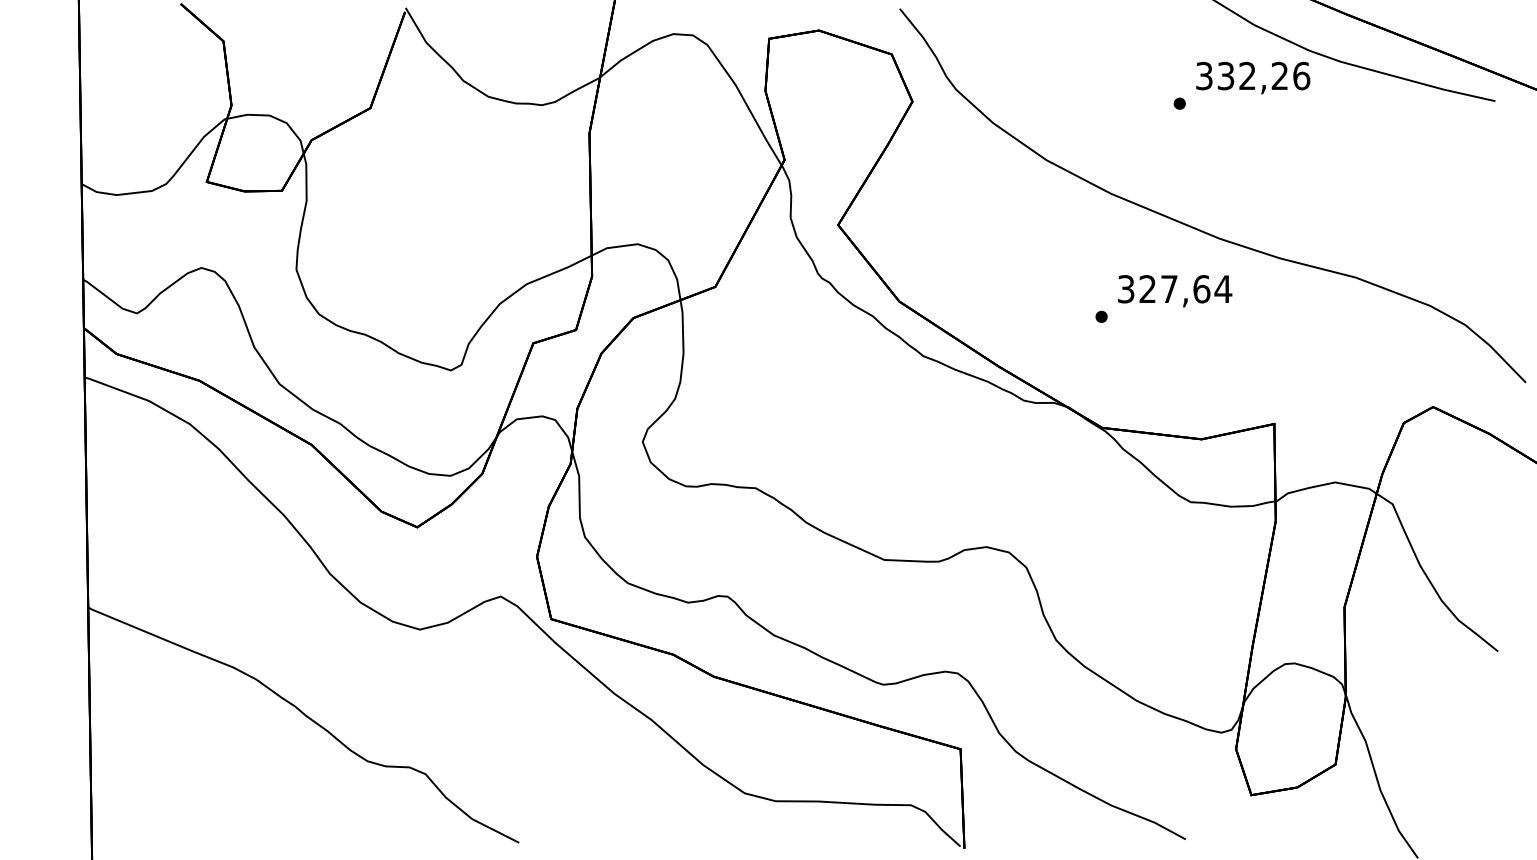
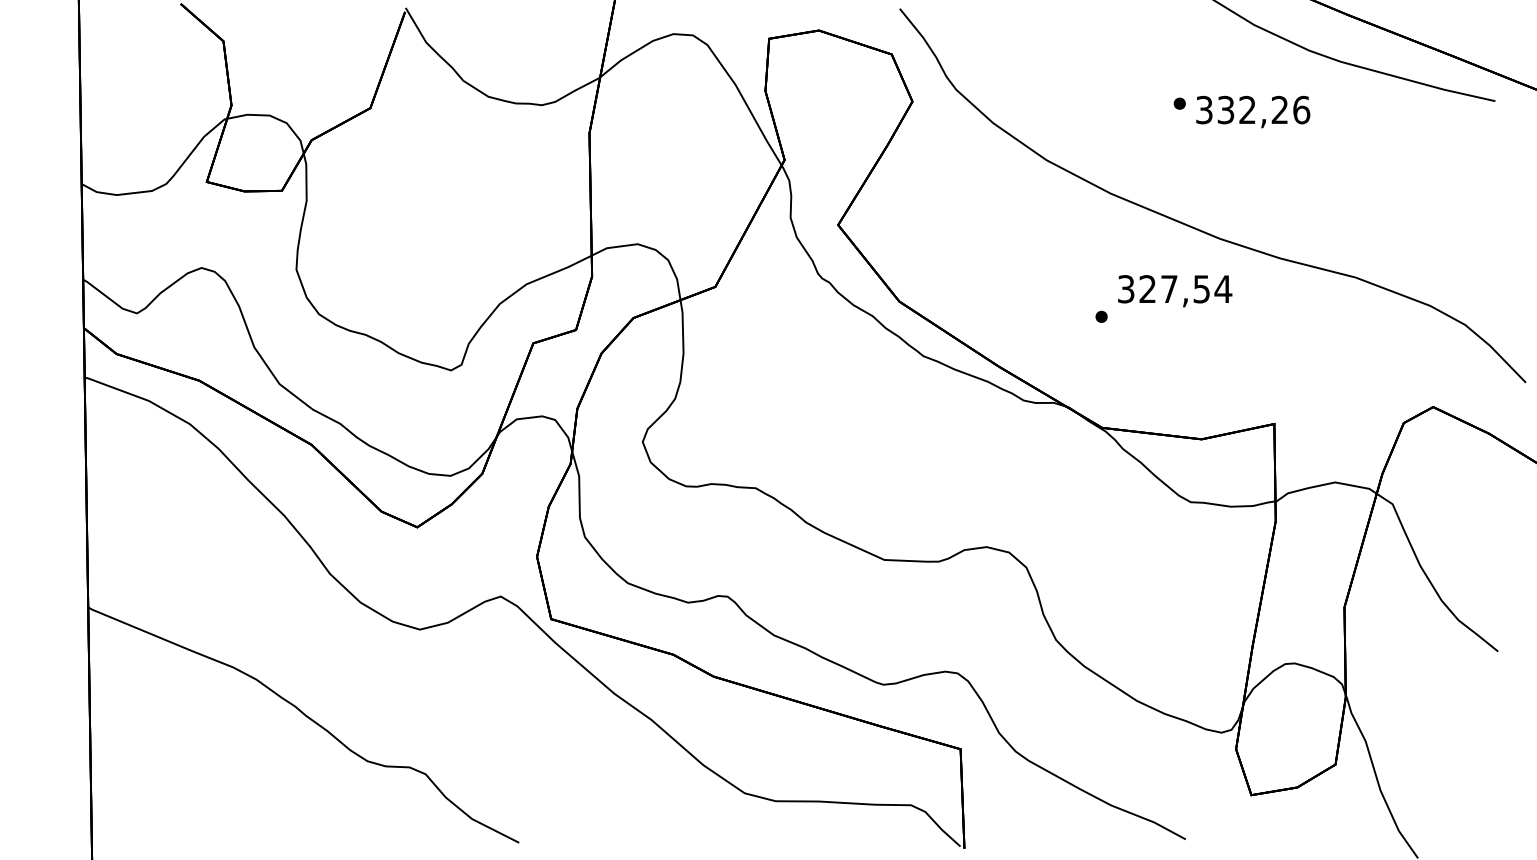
text position: (1253, 77) -> (1253, 111) (1253, 111)
text: 327,64 -> 327,54 (1201, 289)
